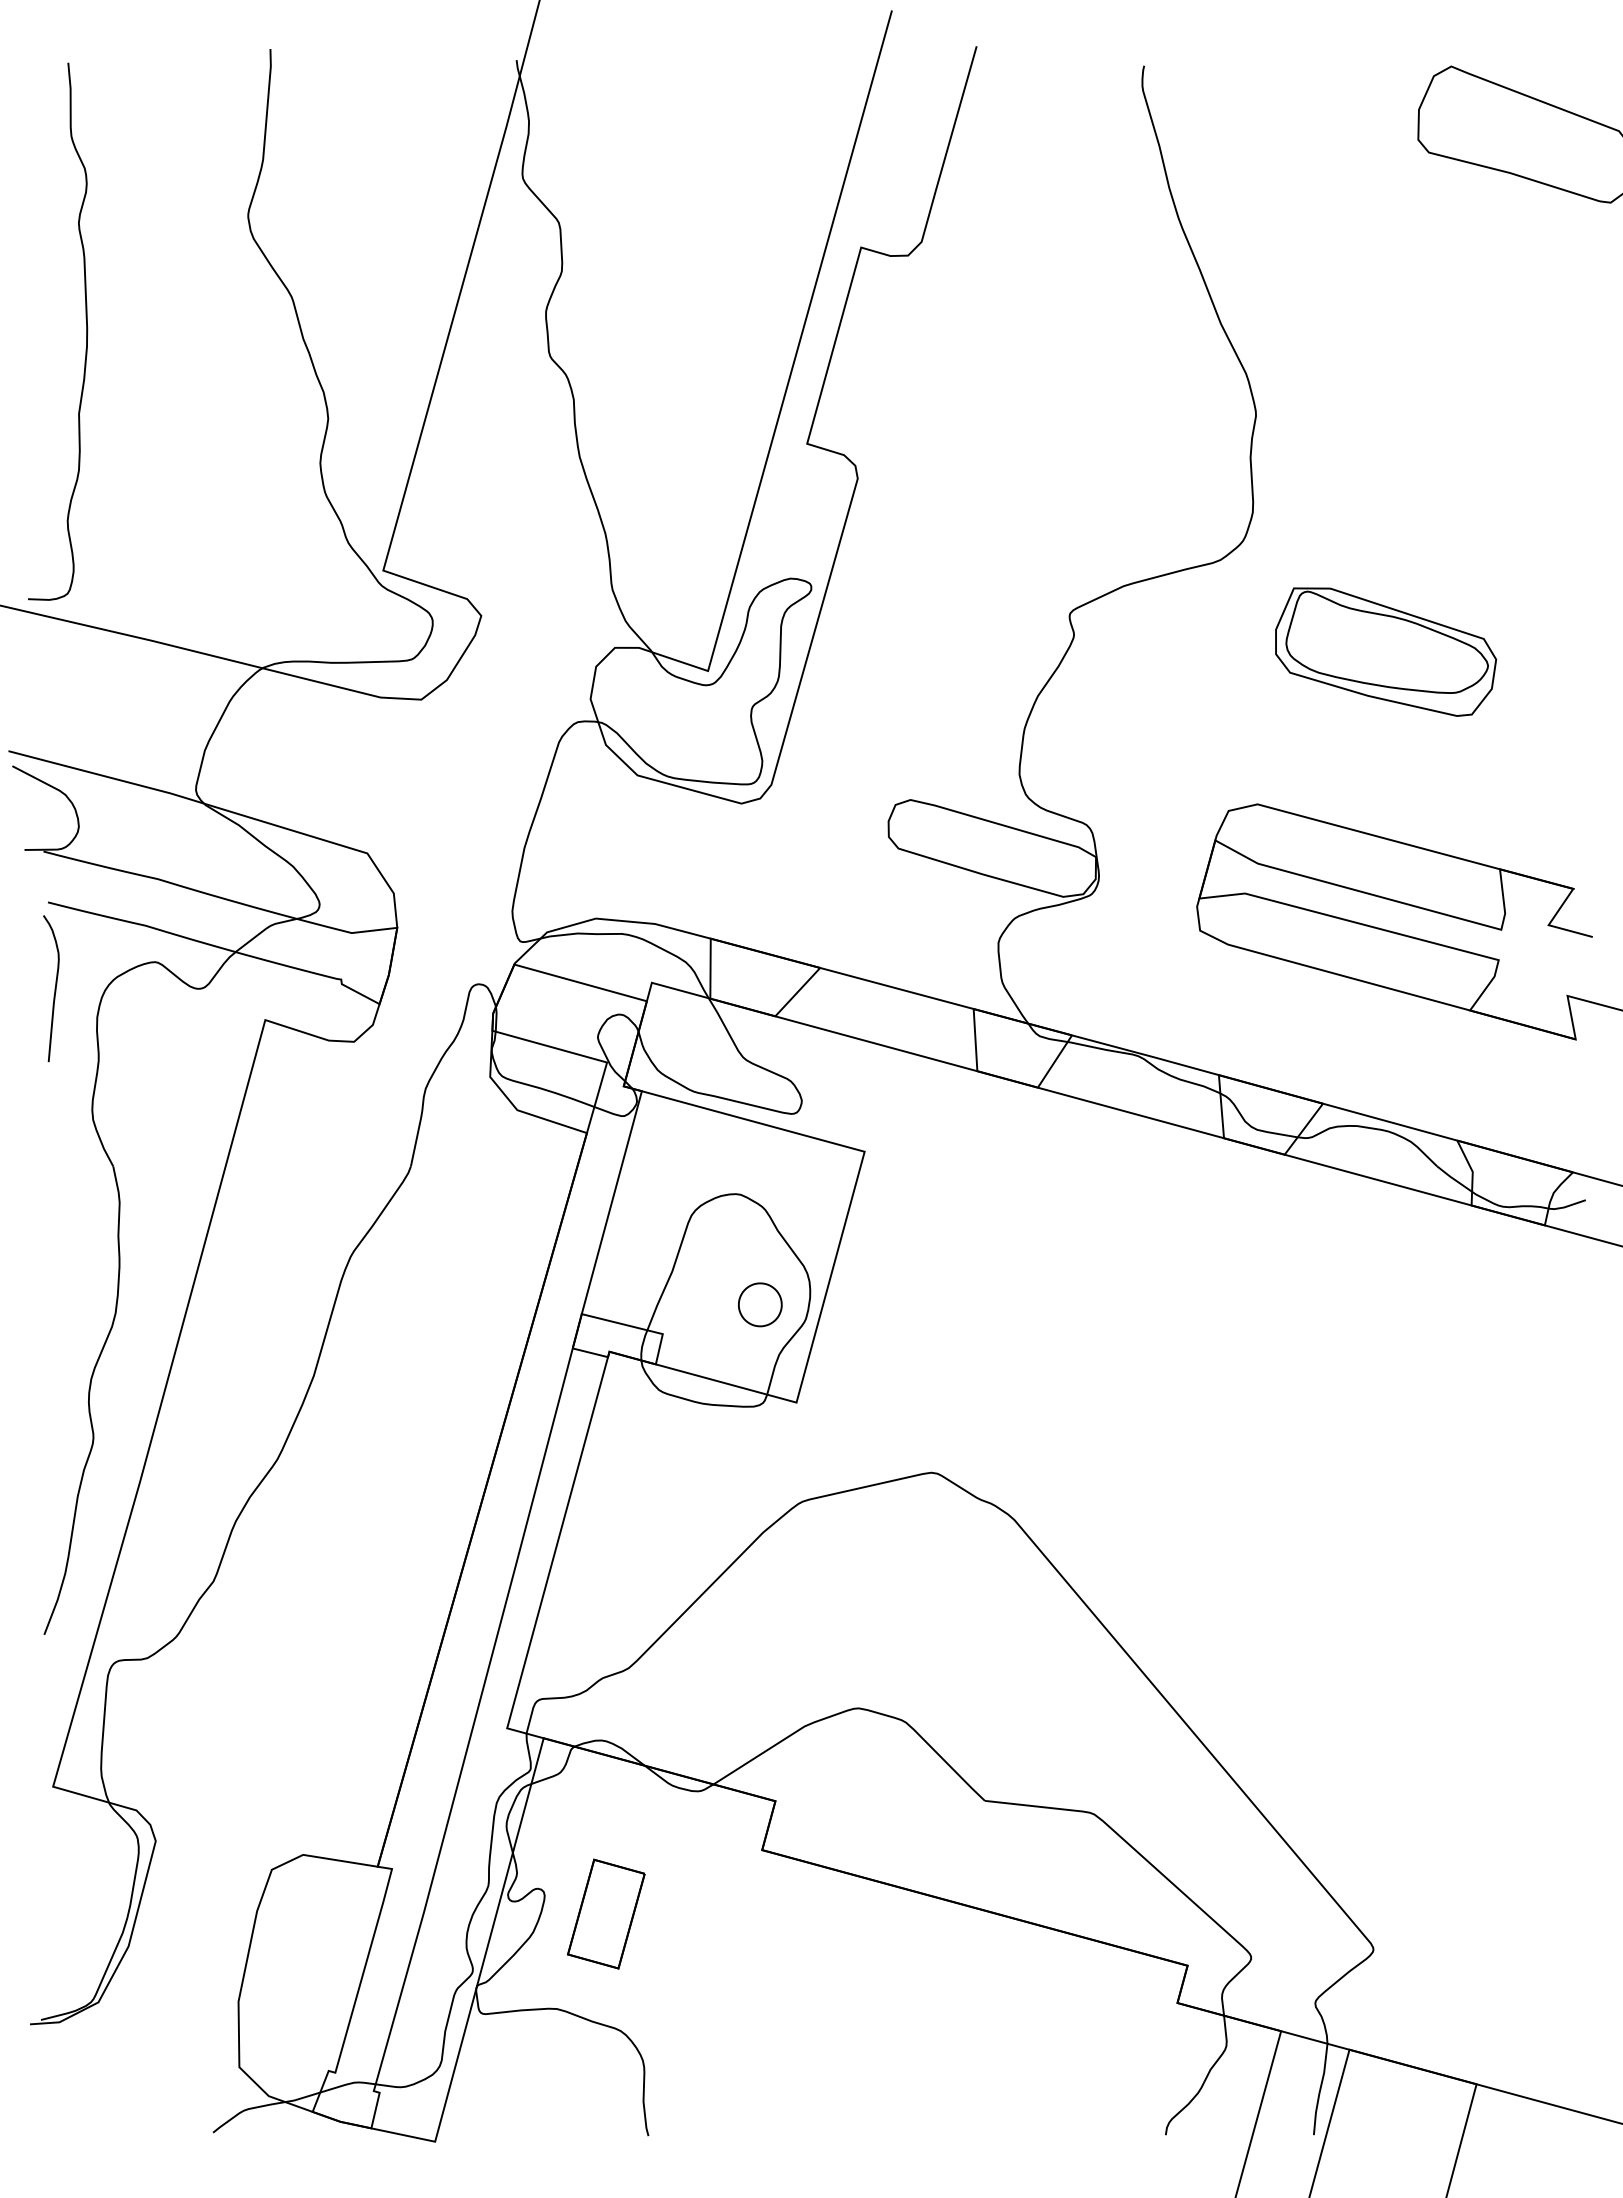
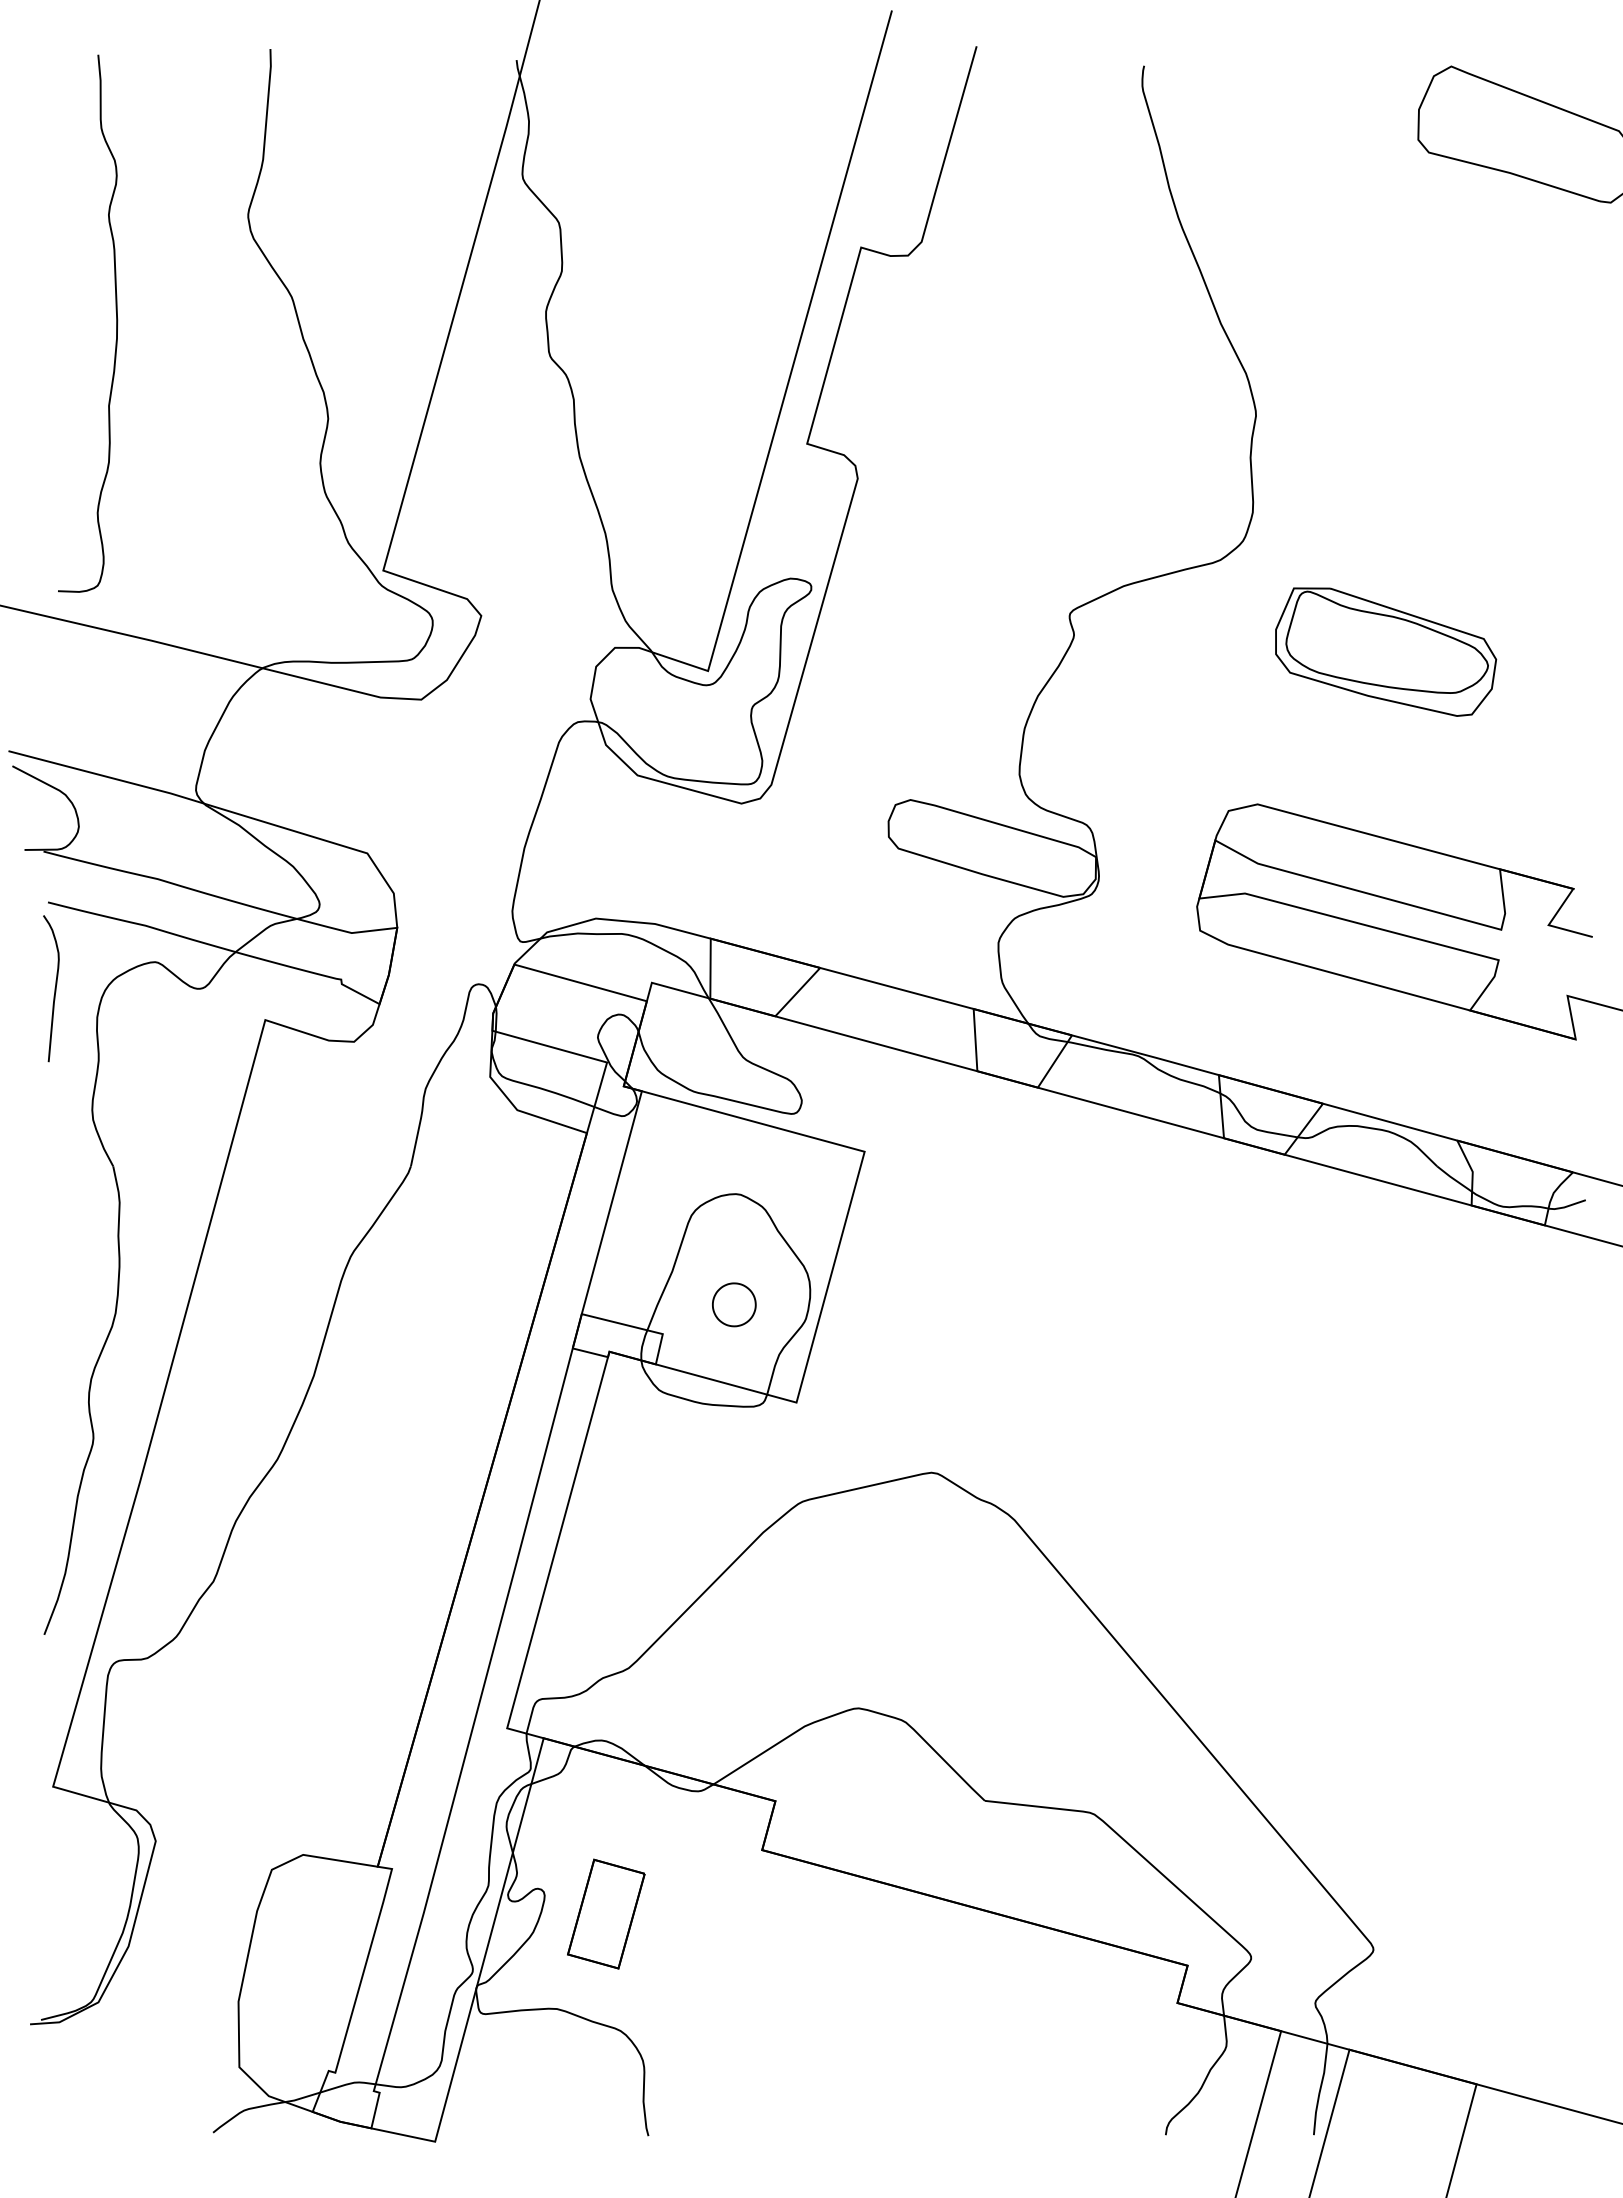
curve position: (86, 331) -> (116, 323) (116, 323)
part position: (760, 1304) -> (734, 1304) (734, 1304)
